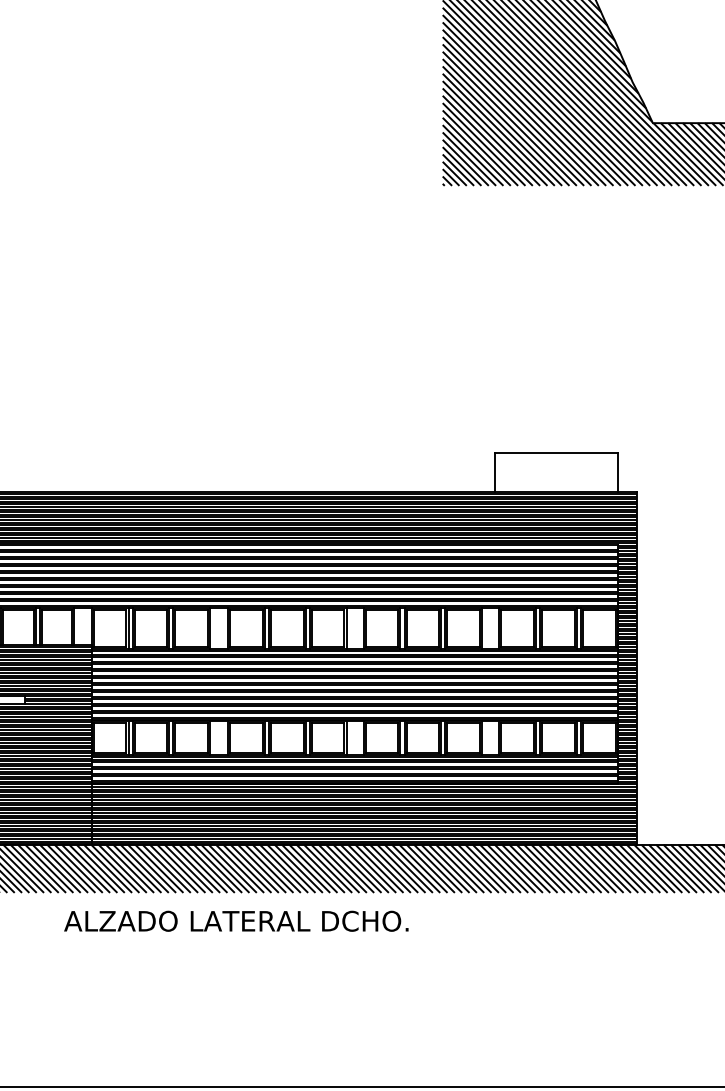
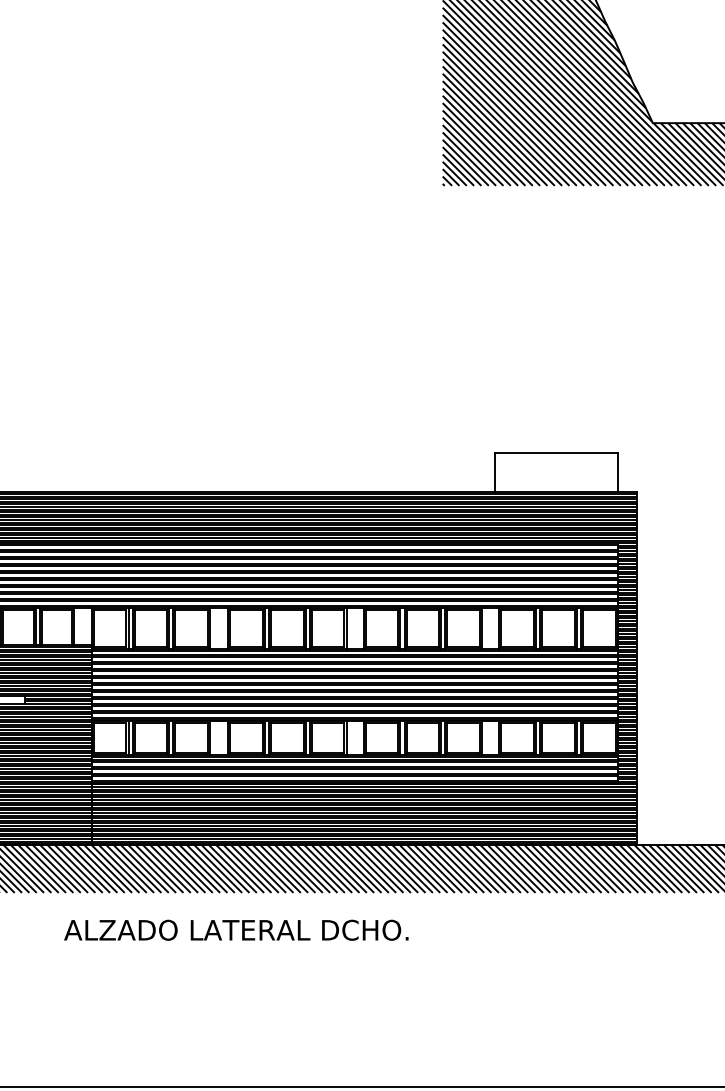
text position: (236, 920) -> (236, 929) (236, 929)
